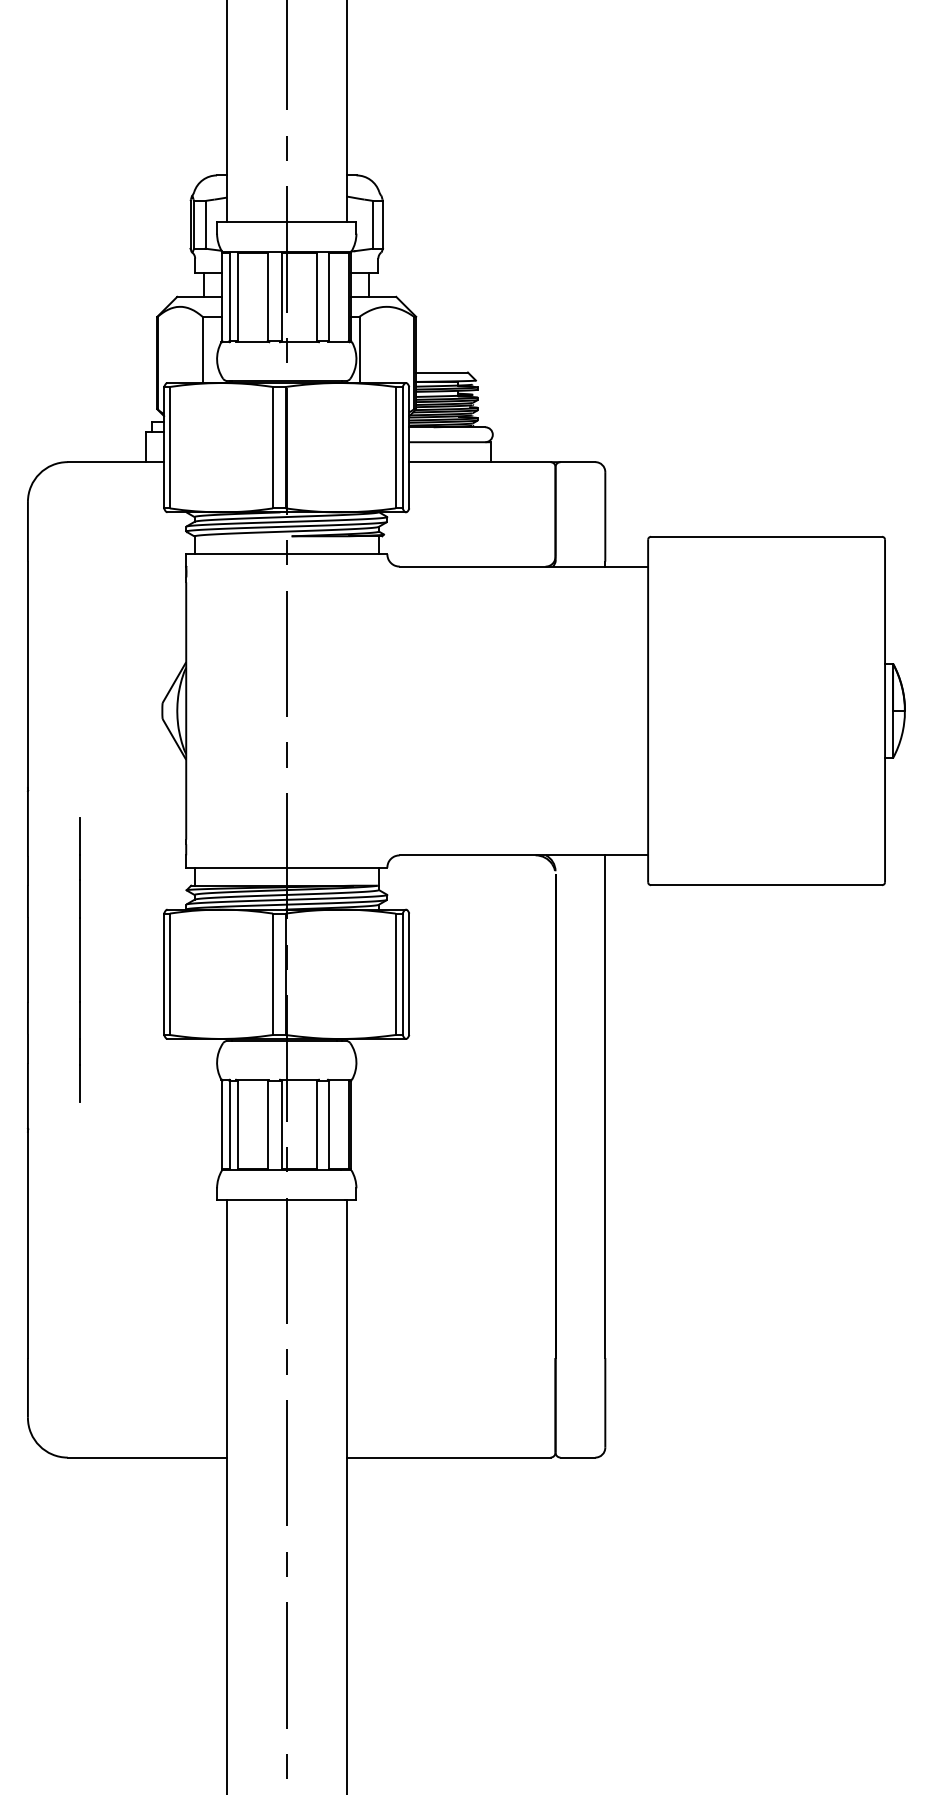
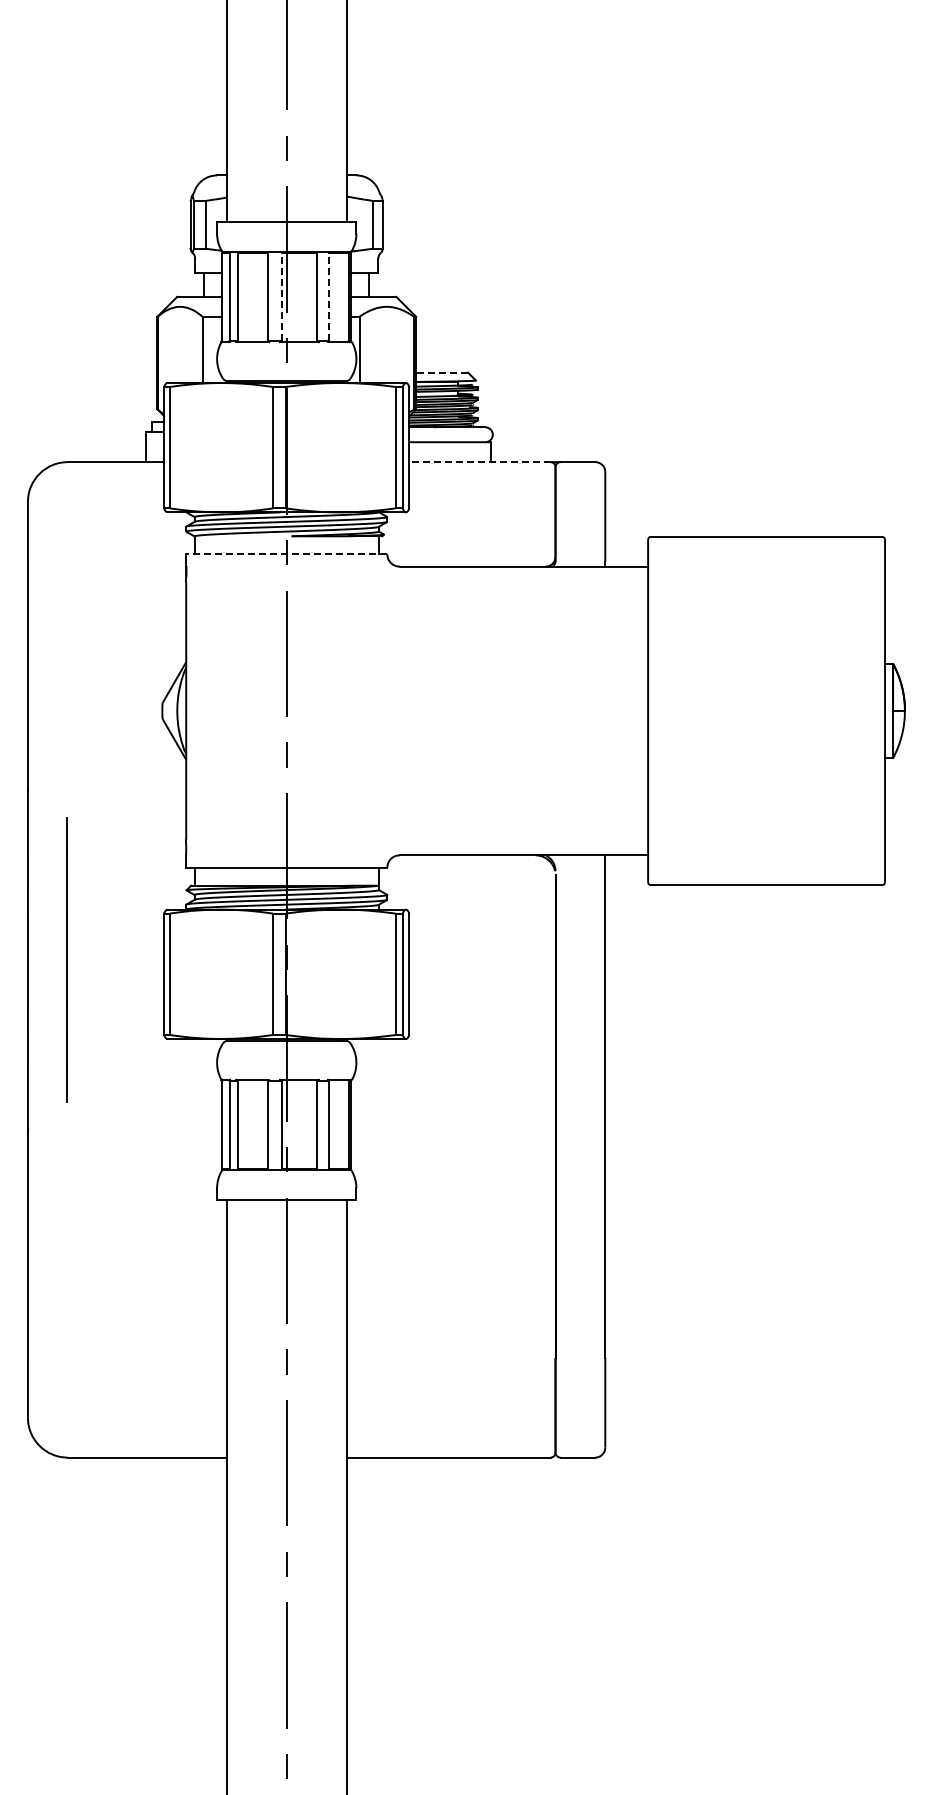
line: solid -> dashed (282, 296)
line: solid -> dashed (329, 296)
line: solid -> dashed (442, 372)
line: solid -> dashed (479, 462)
line: solid -> dashed (286, 554)
line position: (79, 959) -> (66, 959) (66, 959)
